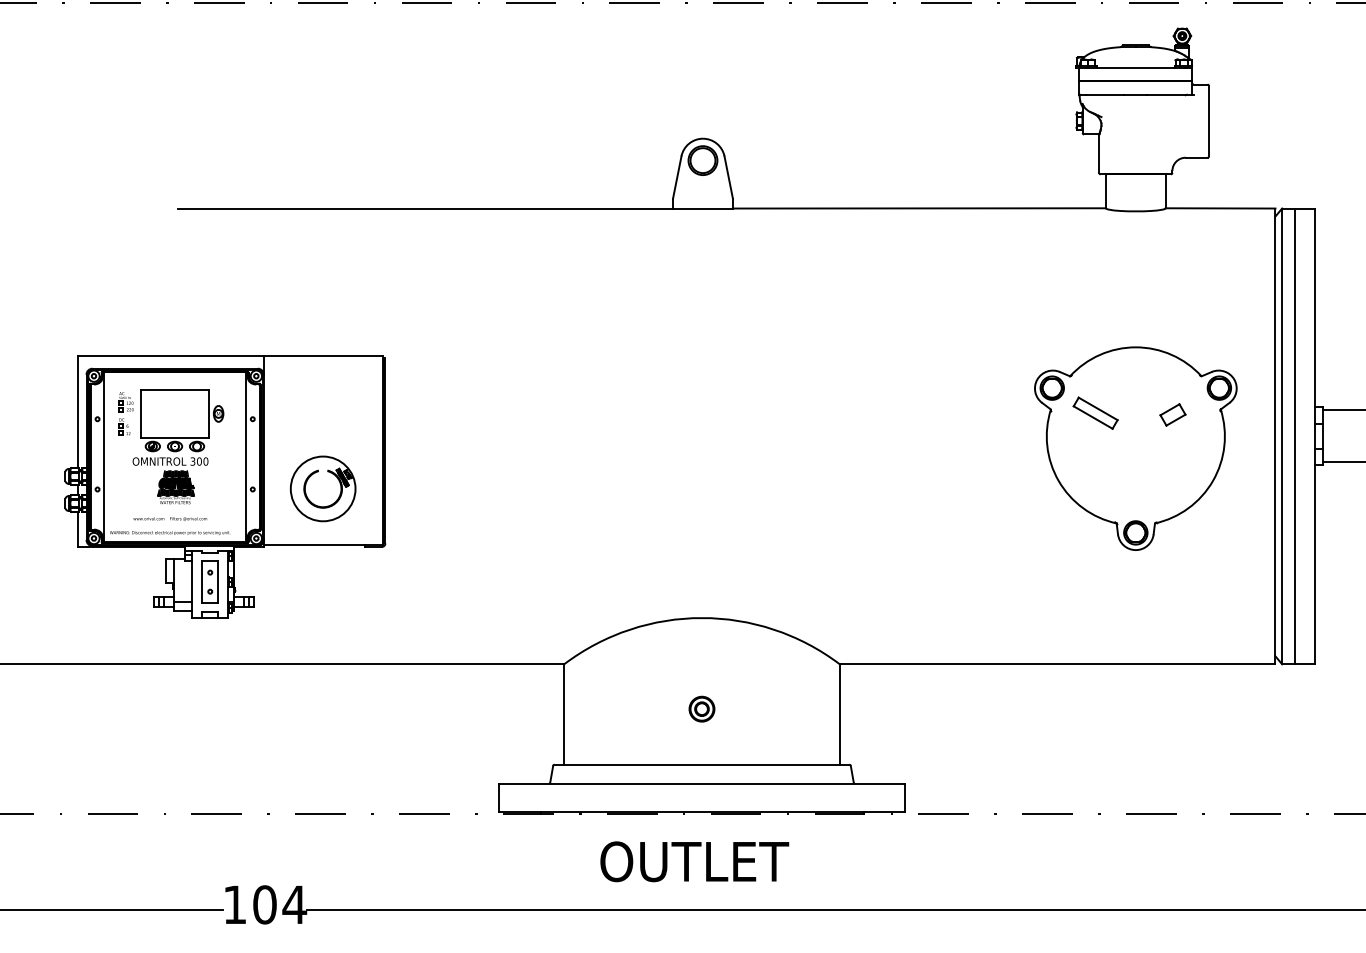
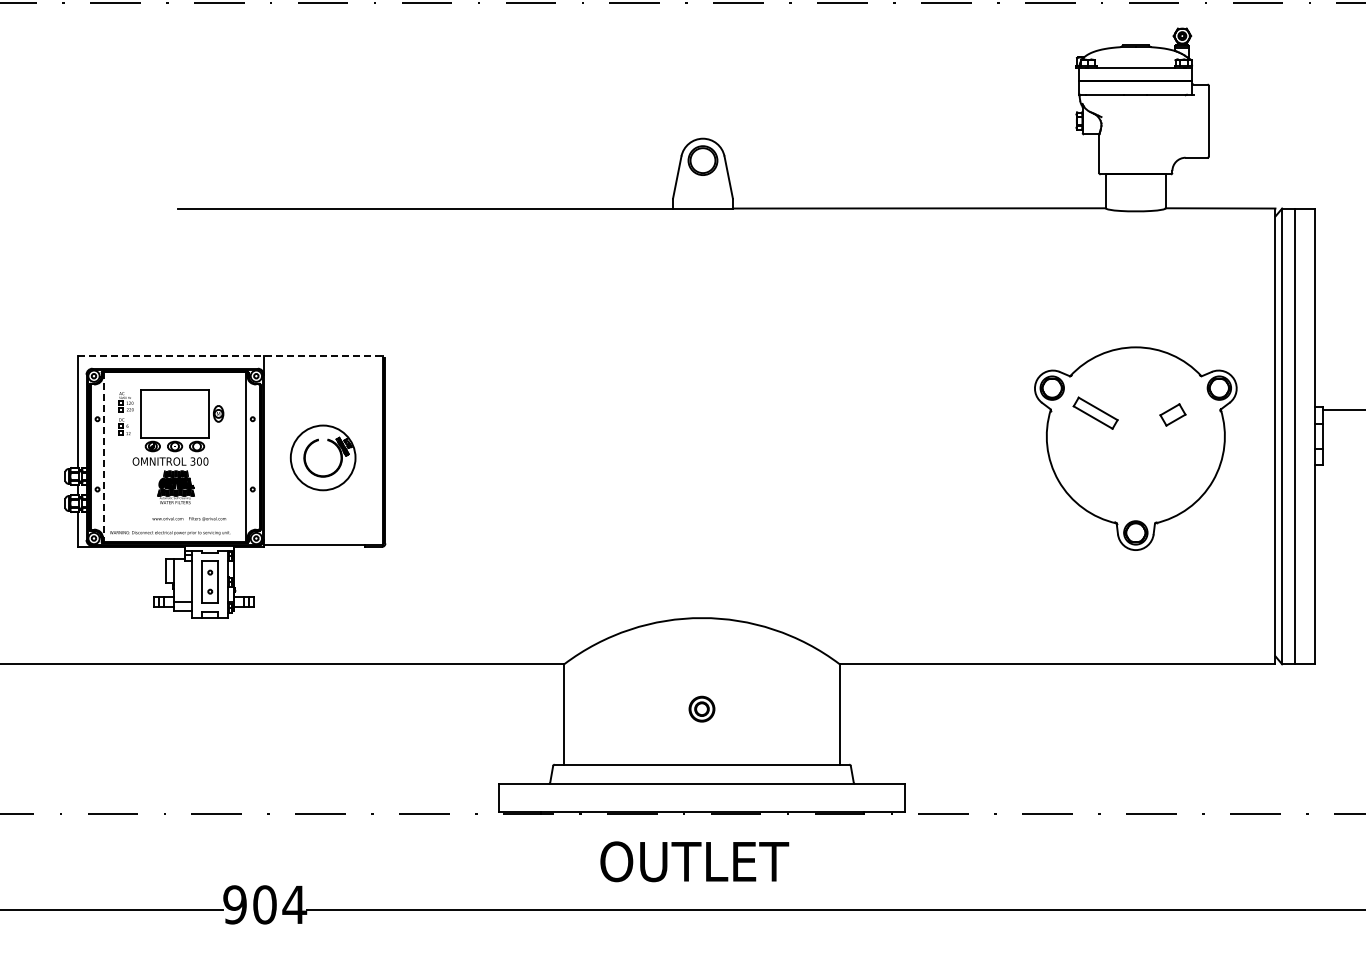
line: solid -> dashed (230, 356)
line: solid -> dashed (104, 457)
line: present -> none (1342, 462)
part position: (322, 488) -> (322, 457) (322, 457)
text position: (170, 518) -> (189, 518) (189, 518)
text: 104 -> 904 (234, 904)
